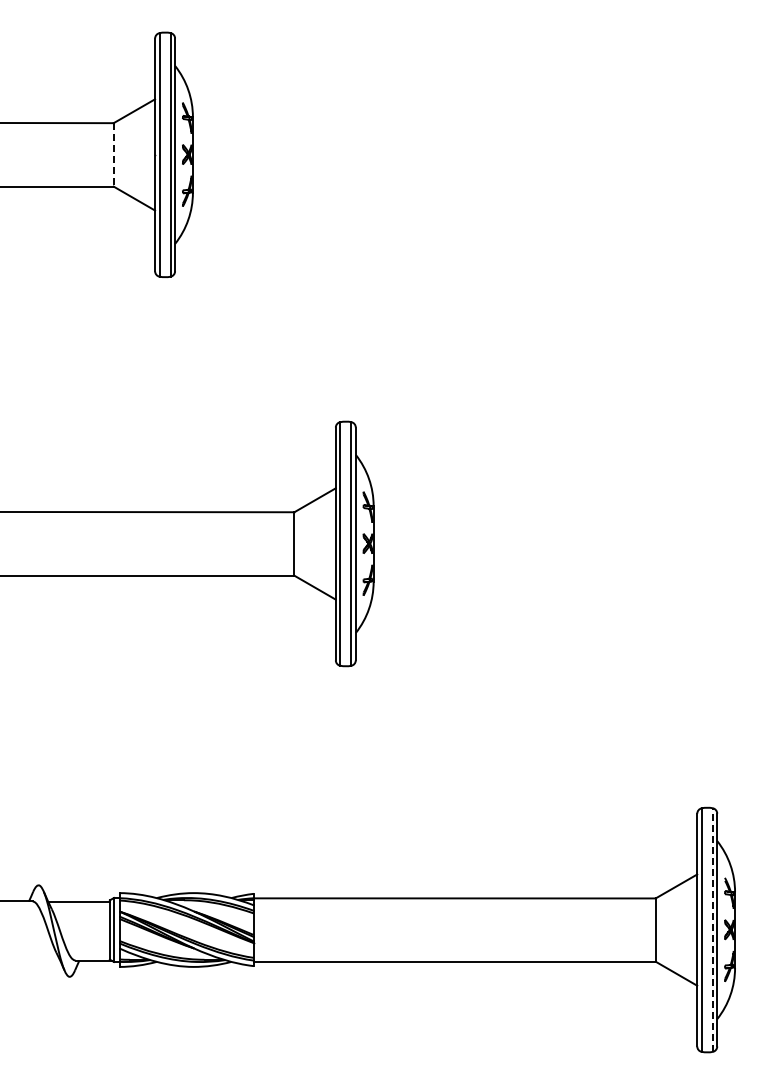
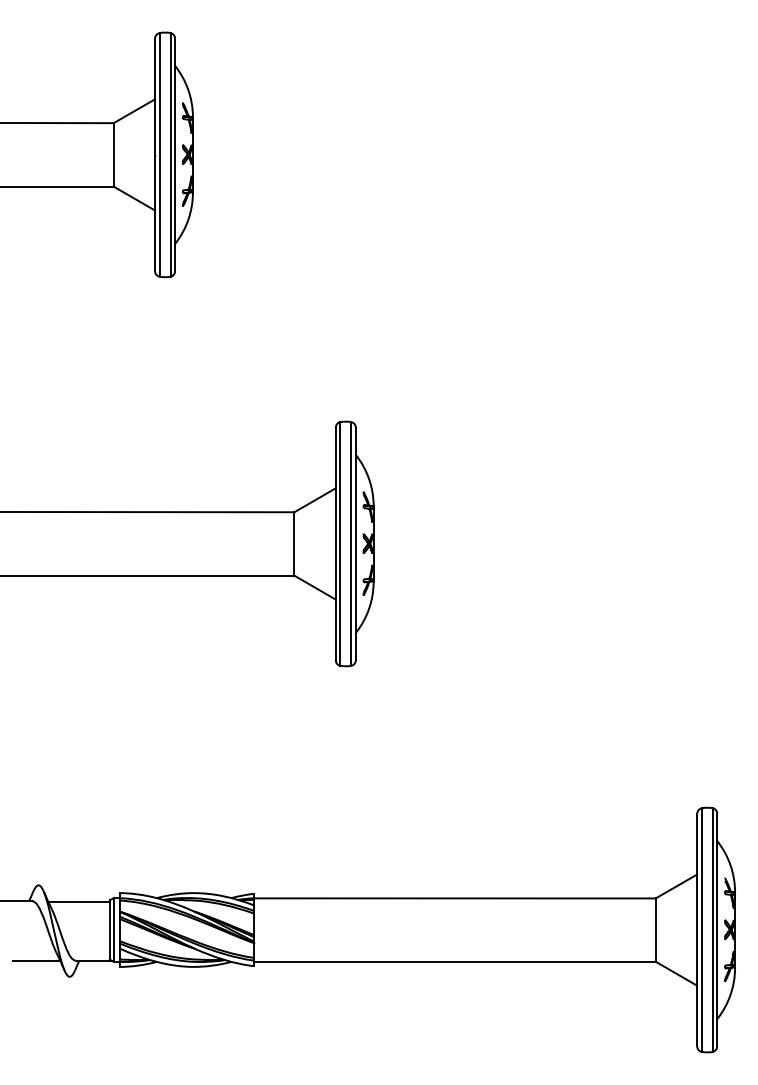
line: dashed -> solid (113, 154)
line: dashed -> solid (712, 930)
line: none -> present (36, 960)
